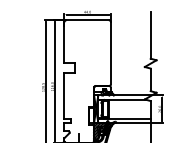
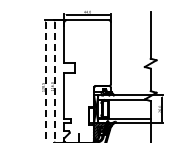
line: solid -> dashed (45, 82)
line: solid -> dashed (54, 82)
